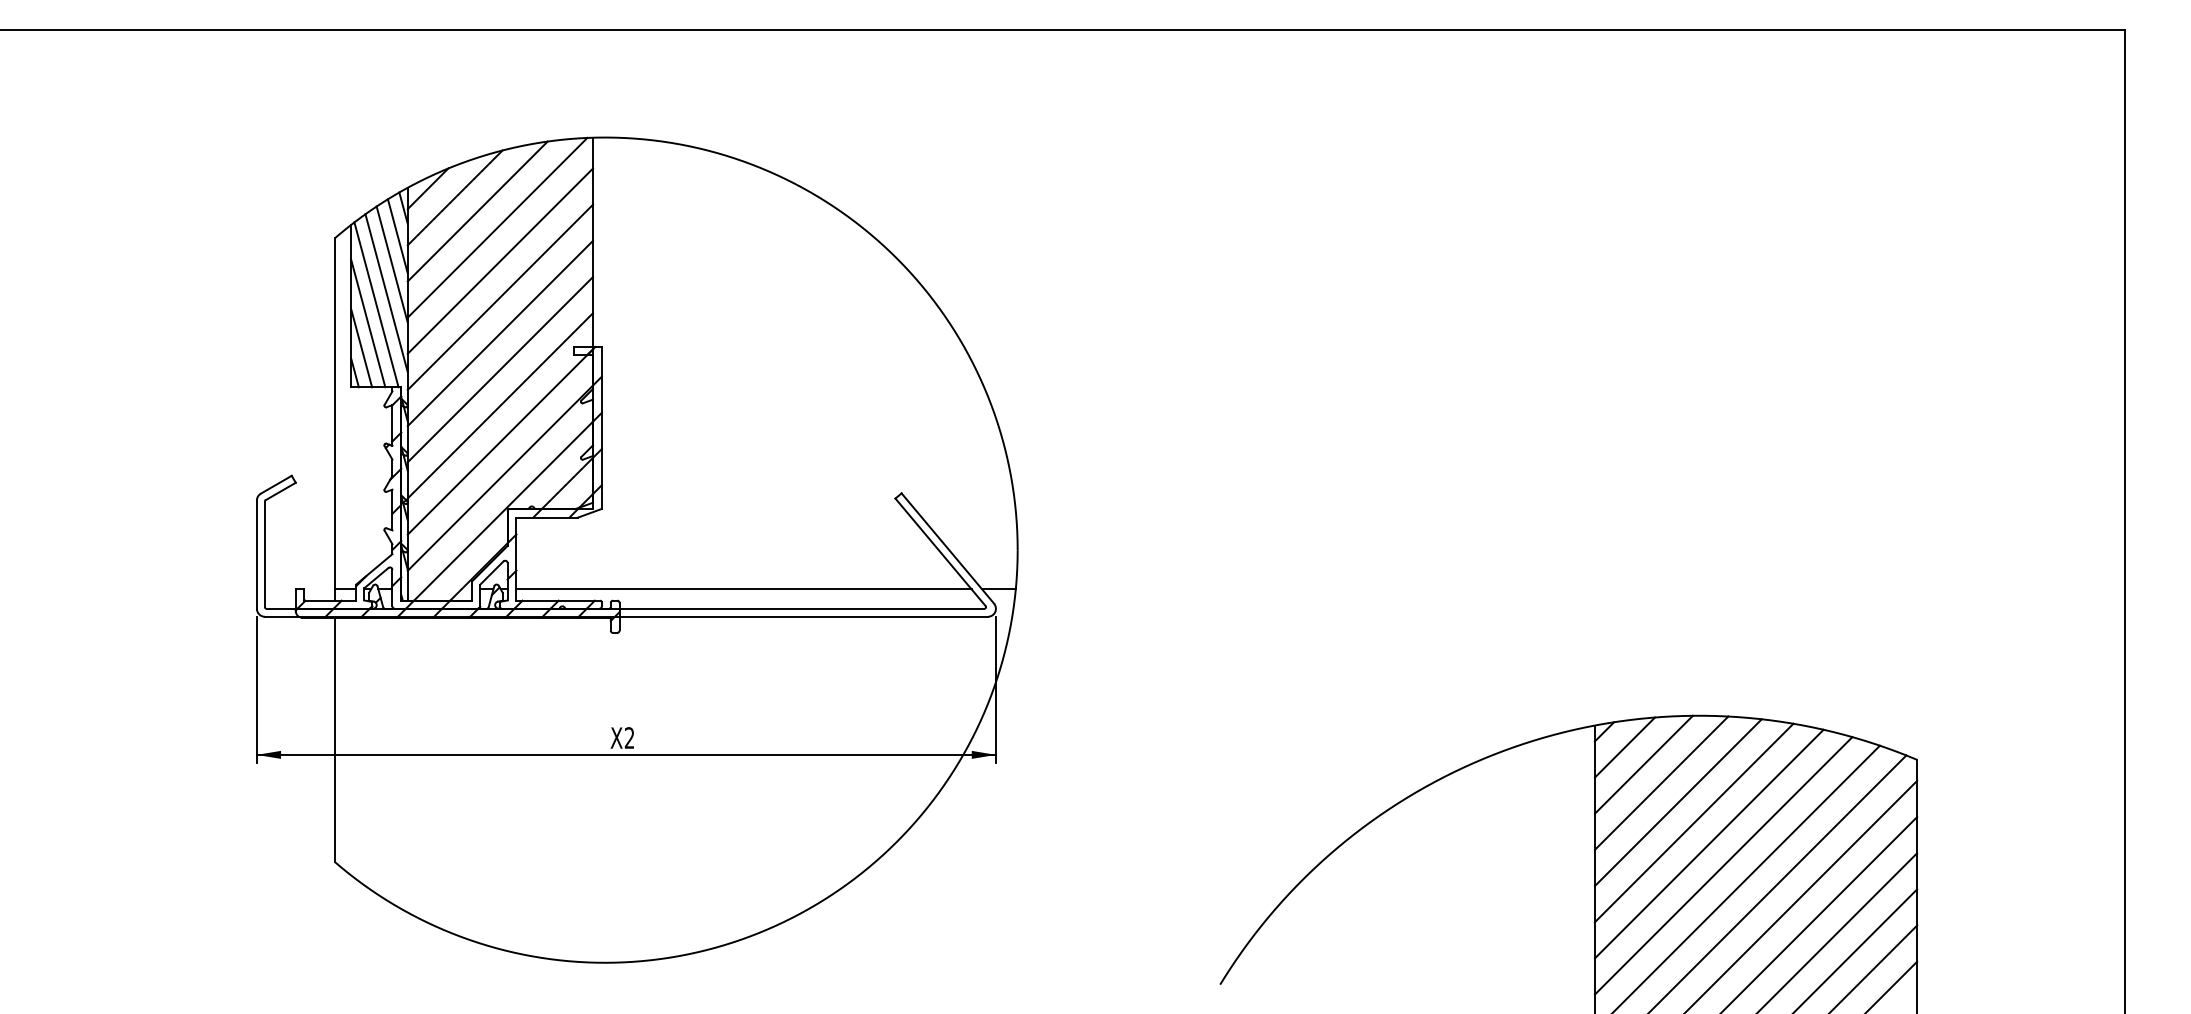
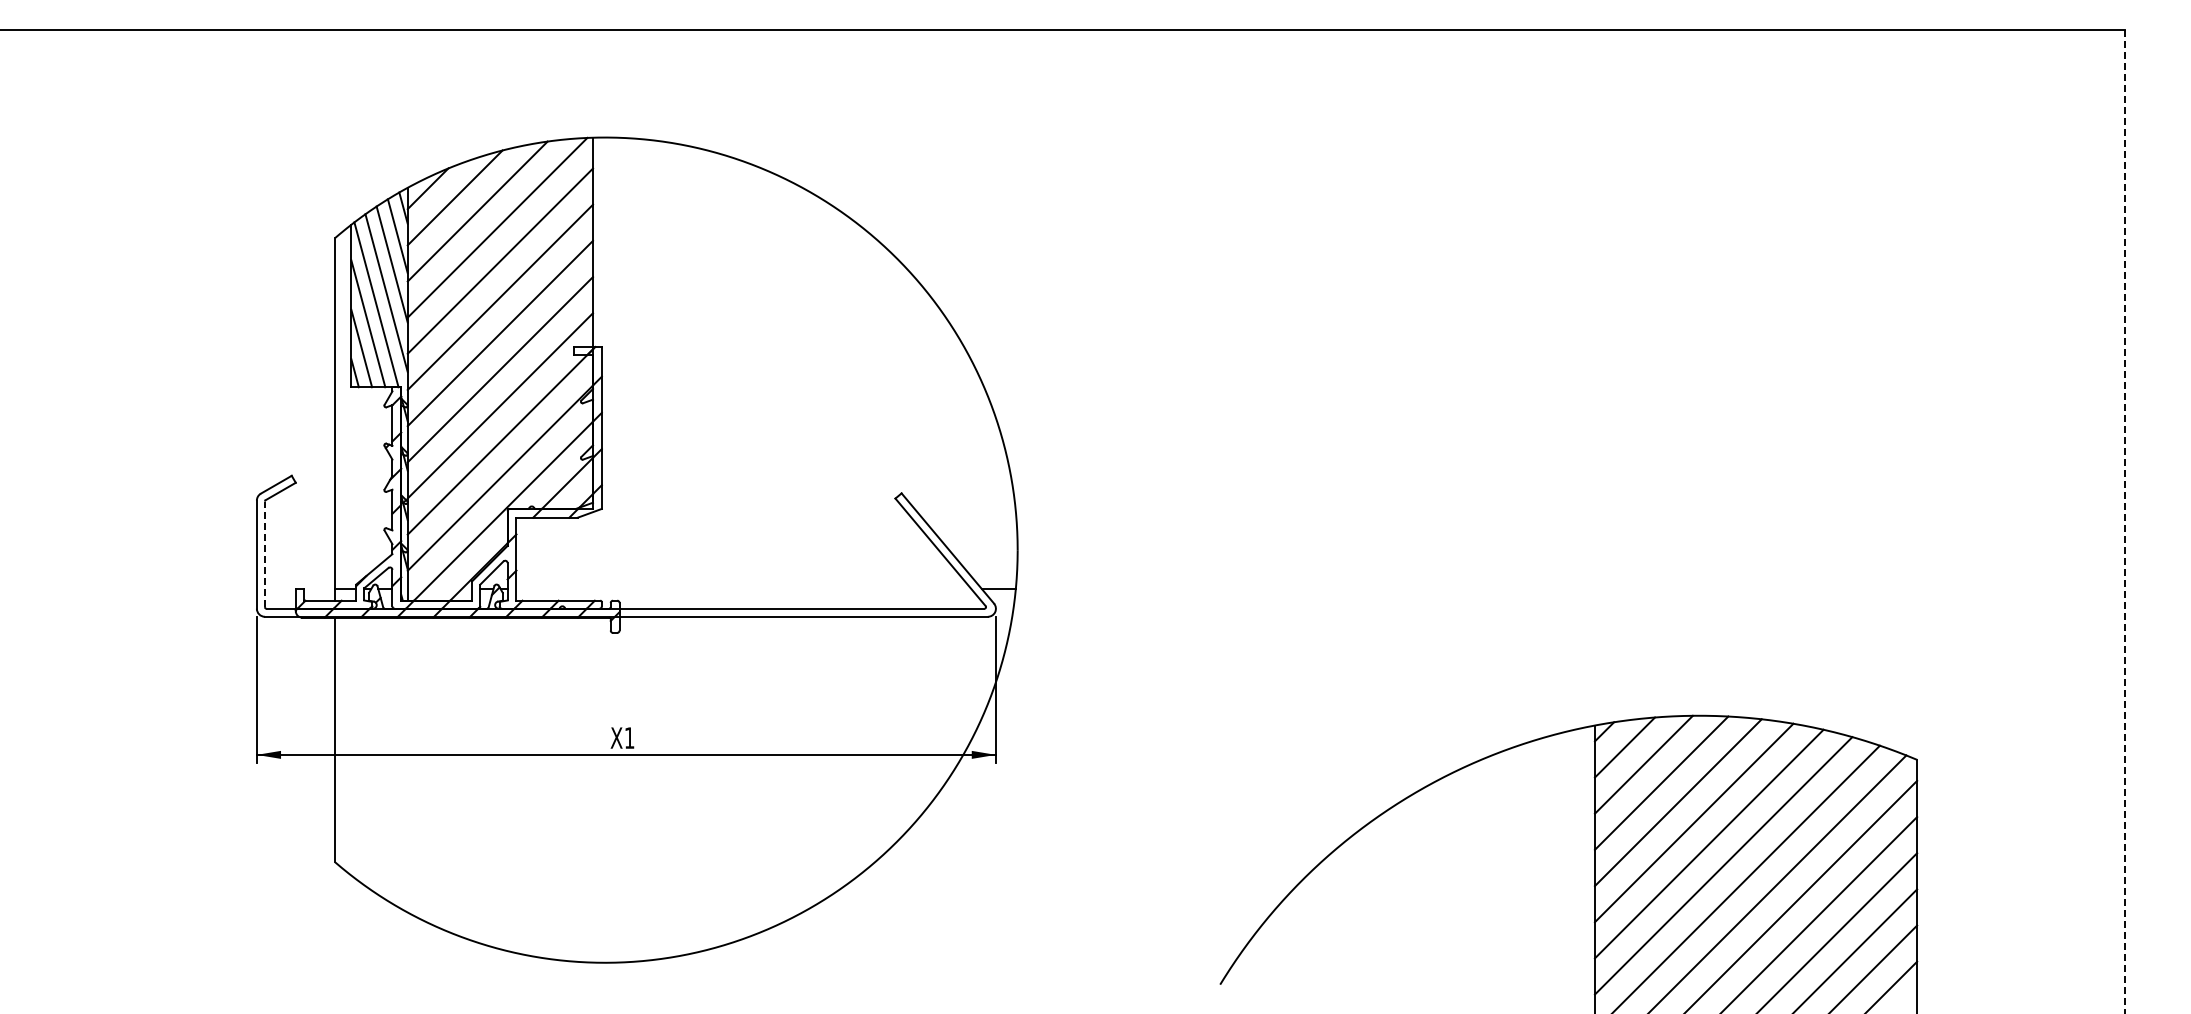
line: solid -> dashed (2125, 522)
line: solid -> dashed (264, 554)
line: present -> none (743, 589)
text: X2 -> X1 (629, 737)
